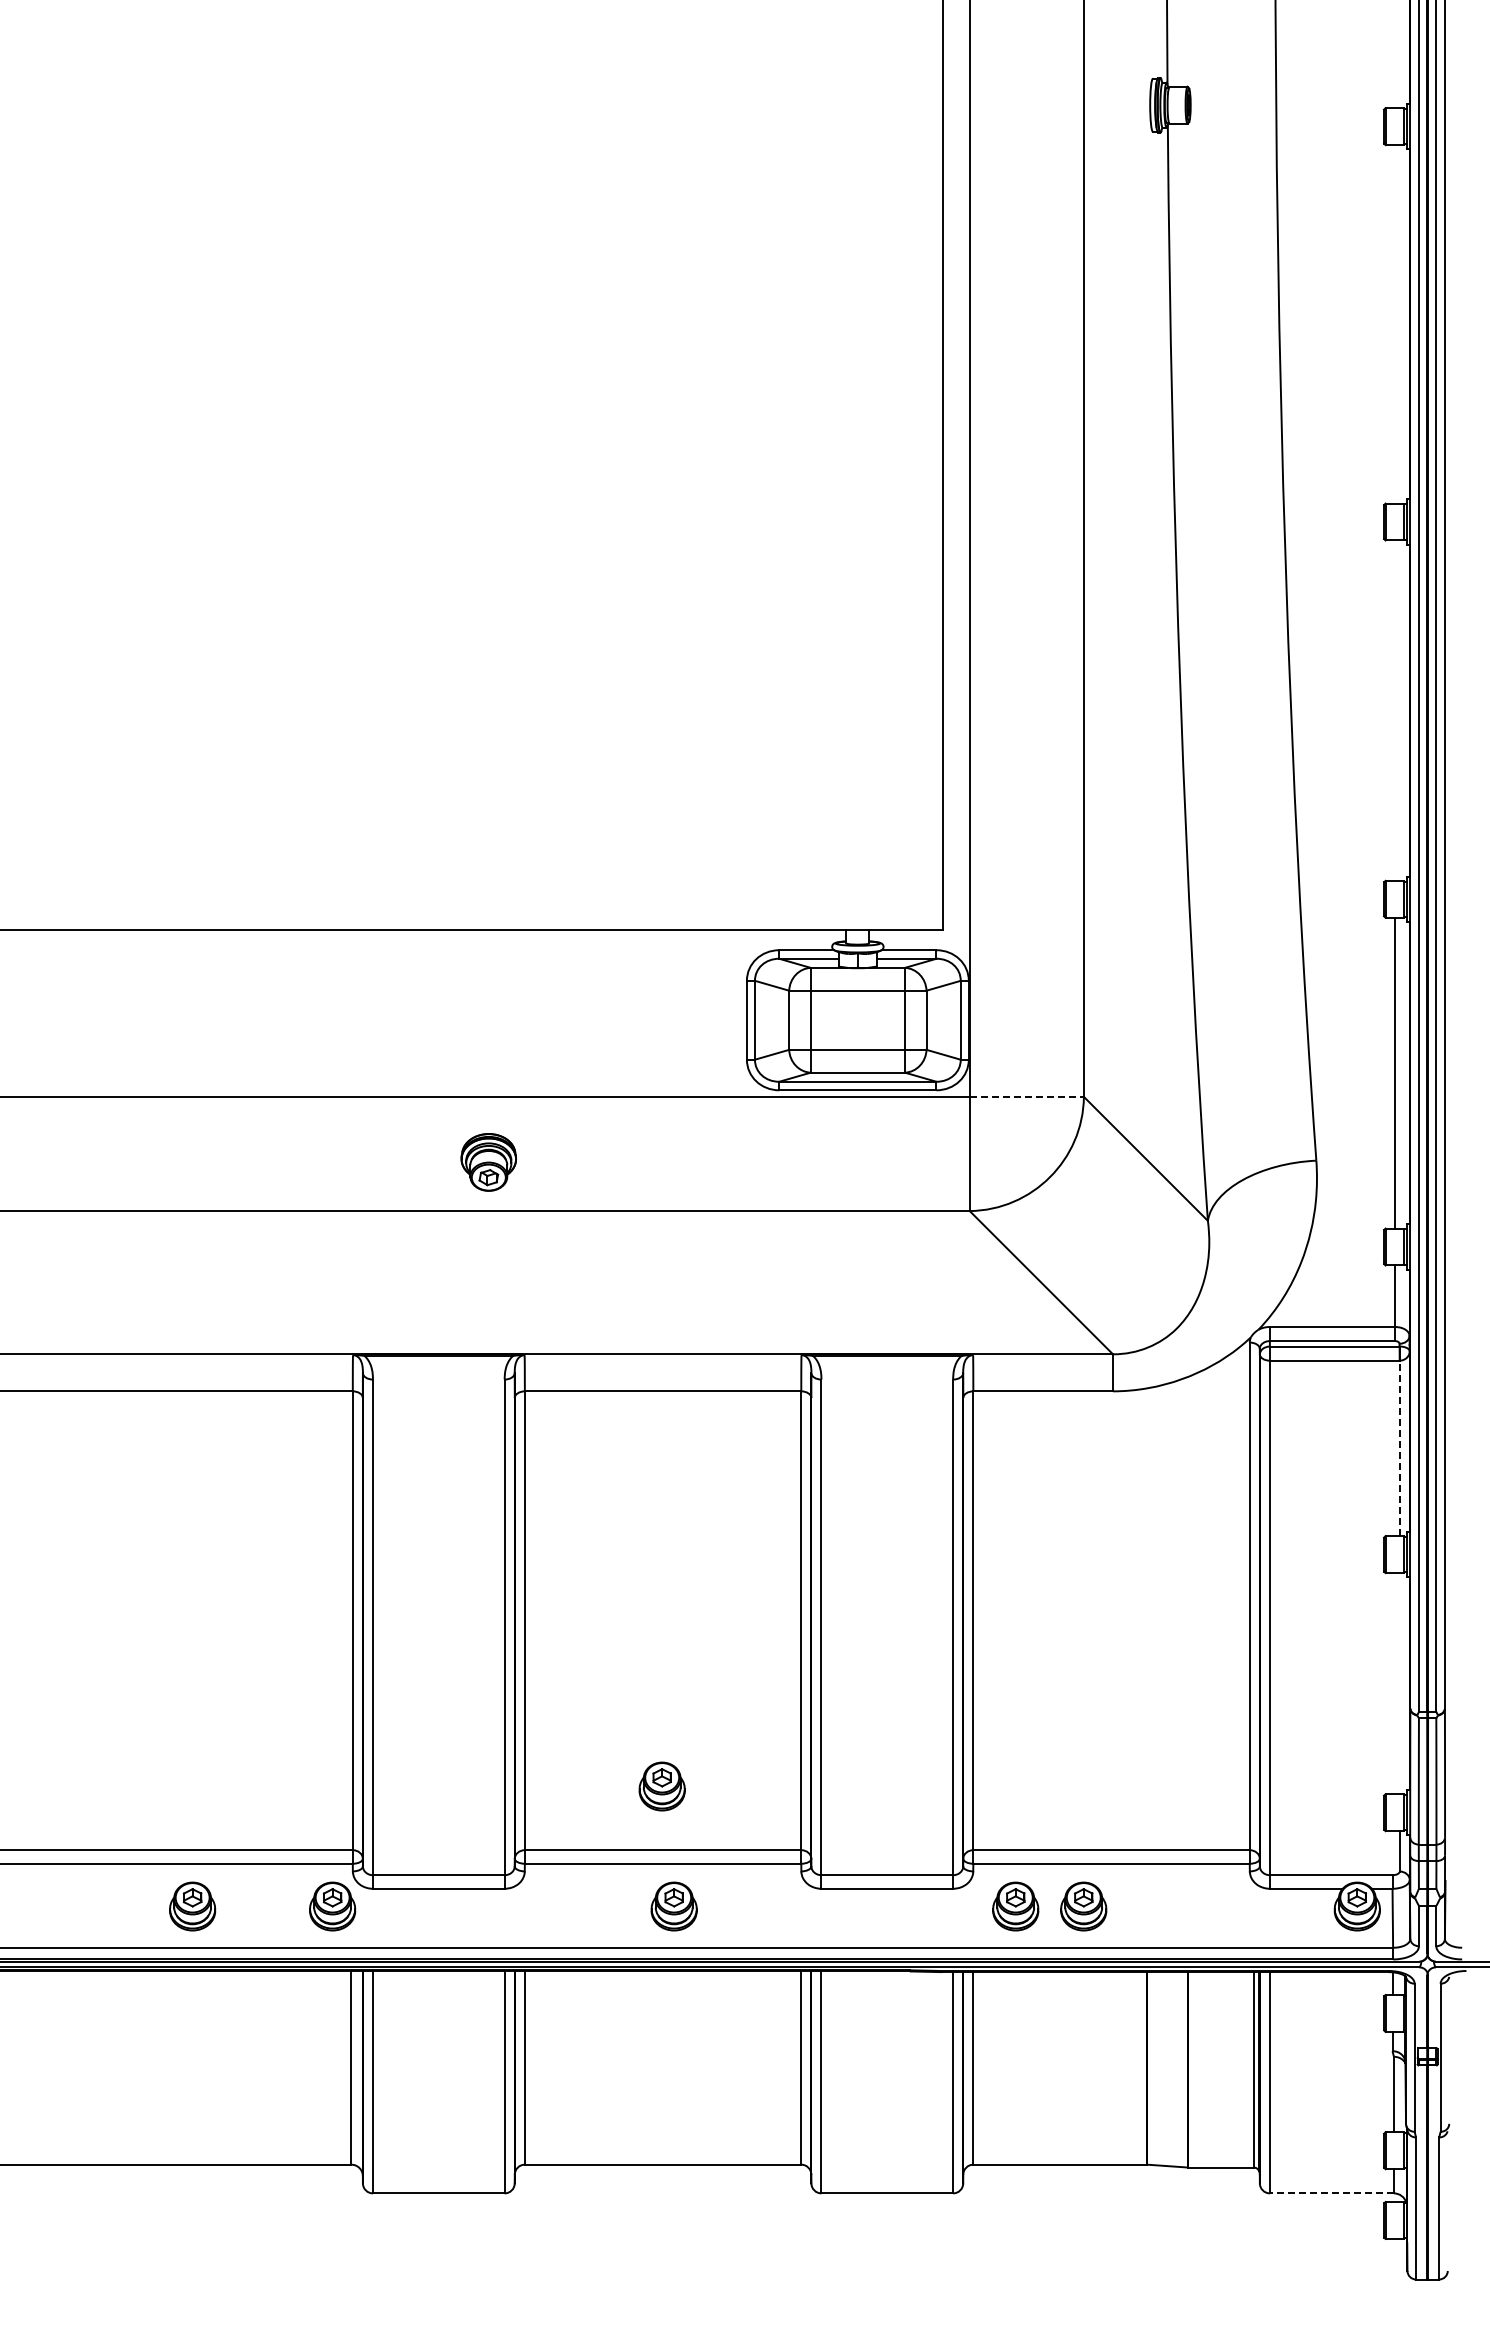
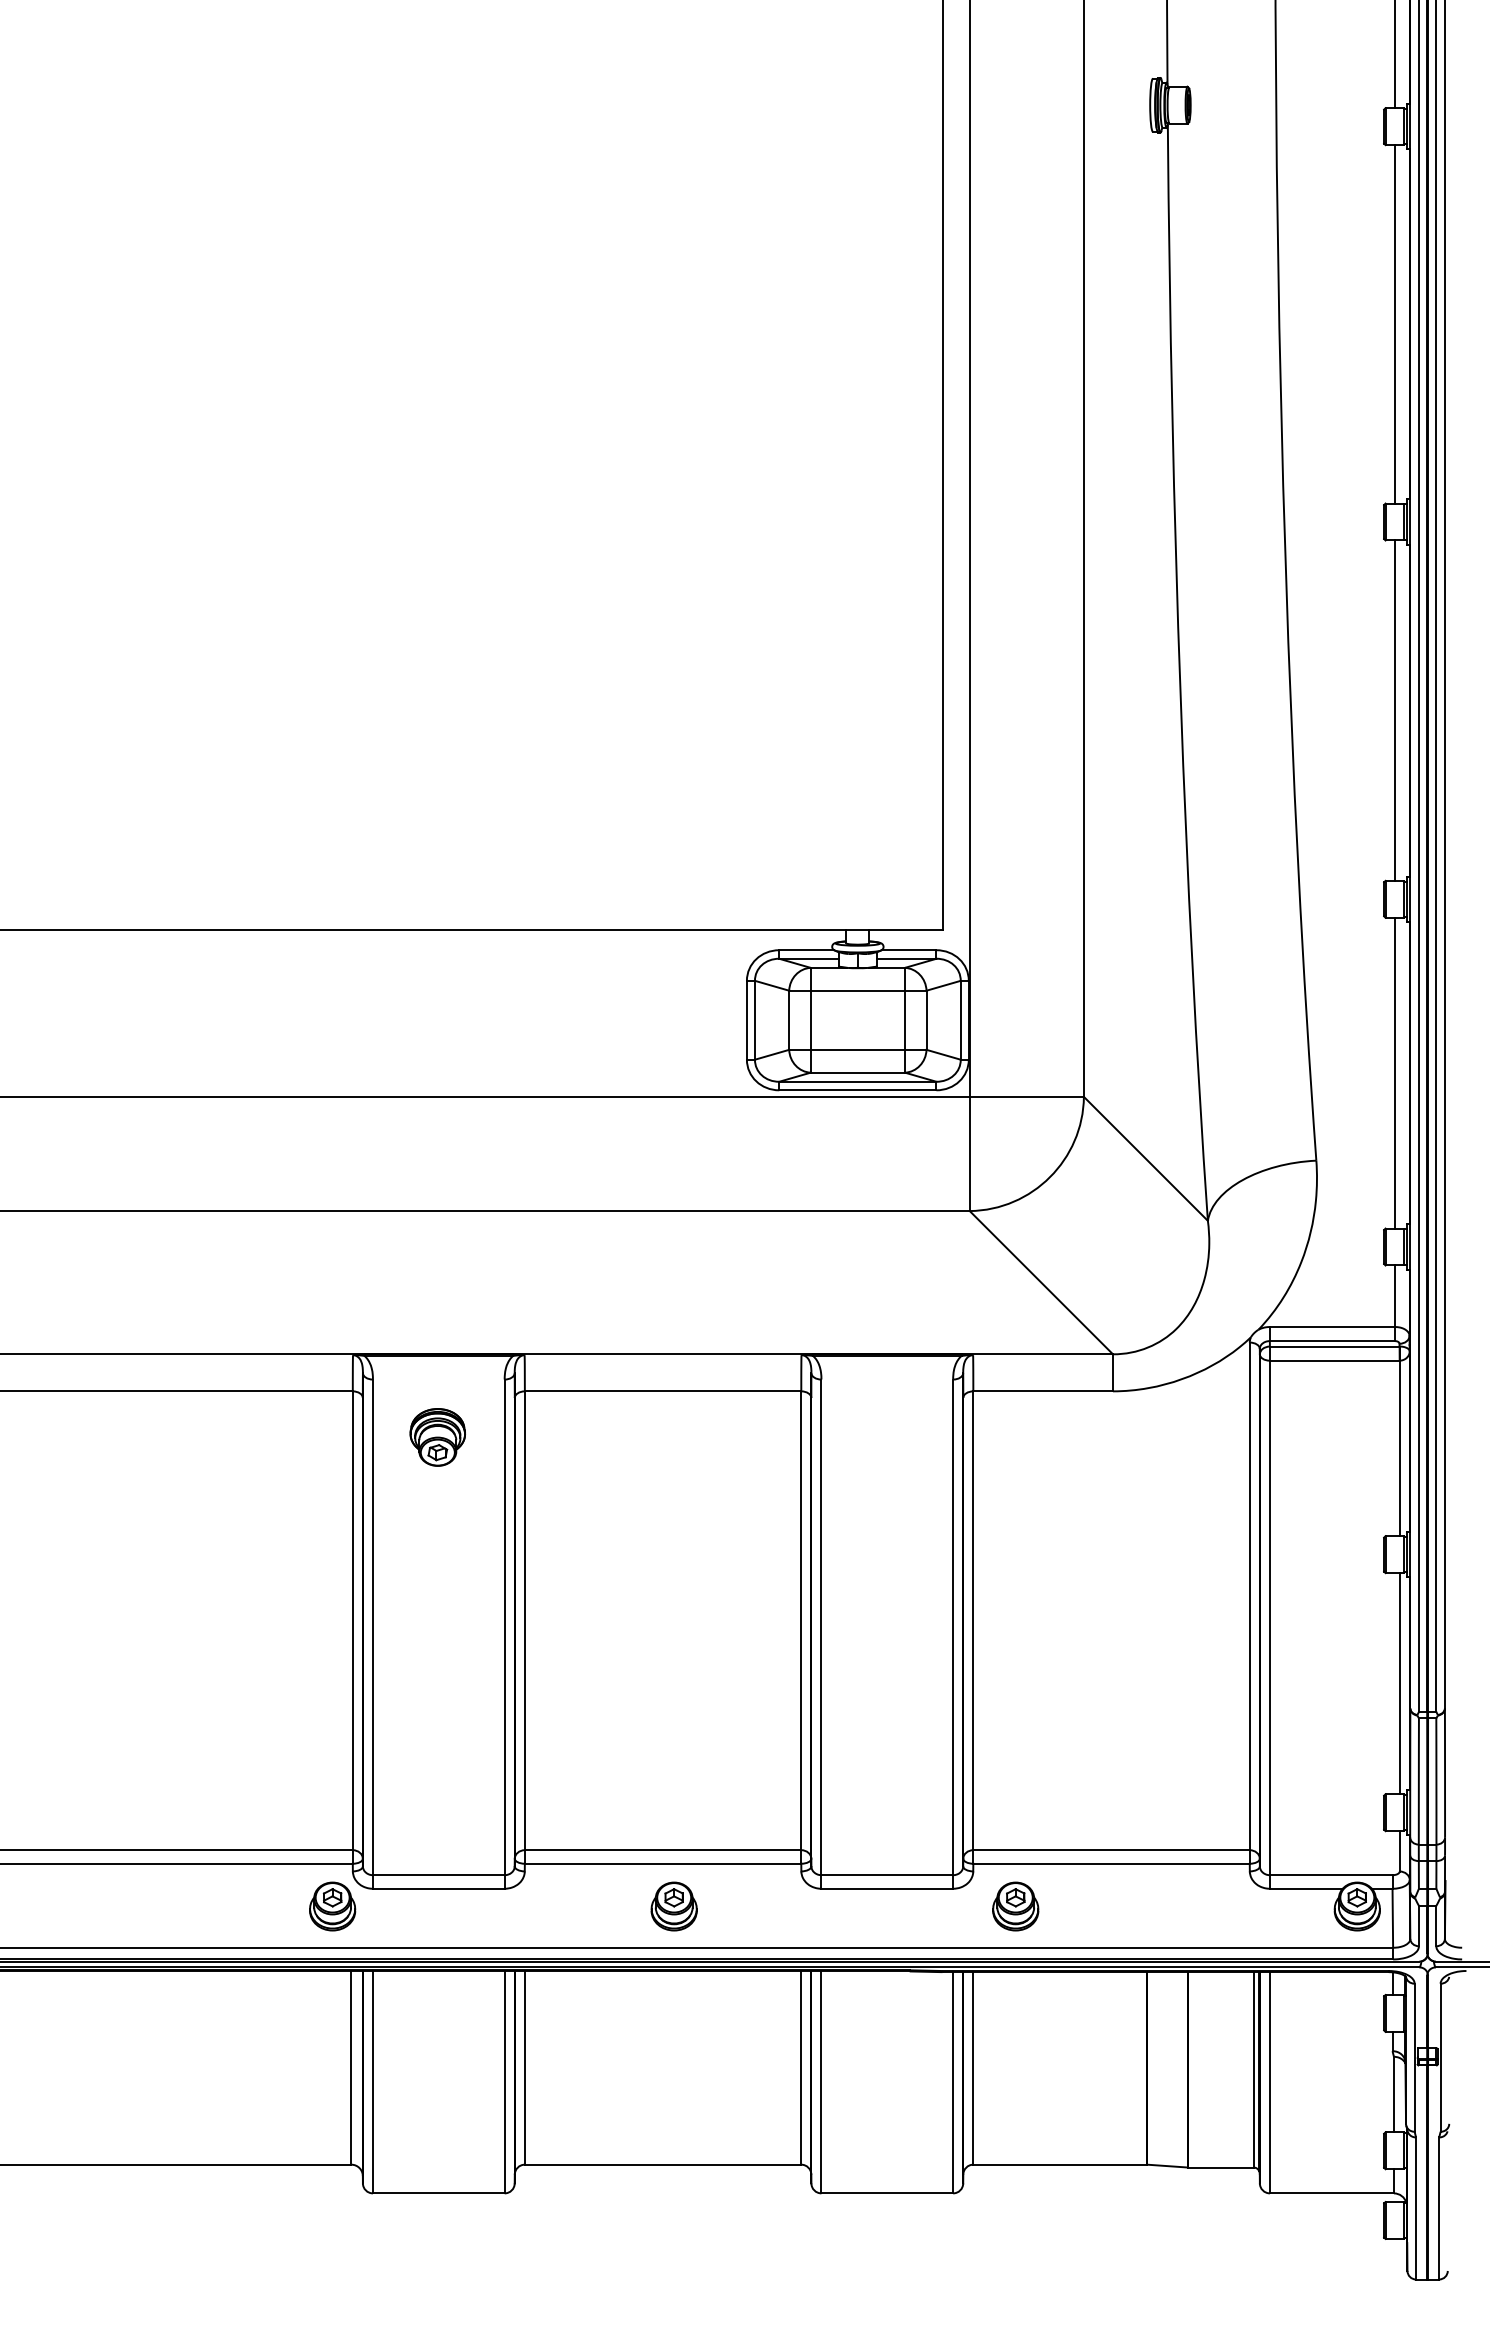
line: none -> present (1395, 55)
line: none -> present (1395, 324)
line: none -> present (1395, 710)
line: dashed -> solid (1027, 1096)
part position: (488, 1162) -> (437, 1437) (437, 1437)
line: dashed -> solid (1399, 1448)
line: none -> present (1399, 1683)
part: present -> none (661, 1786)
part: present -> none (192, 1906)
part: present -> none (1083, 1906)
line: dashed -> solid (1331, 2193)
